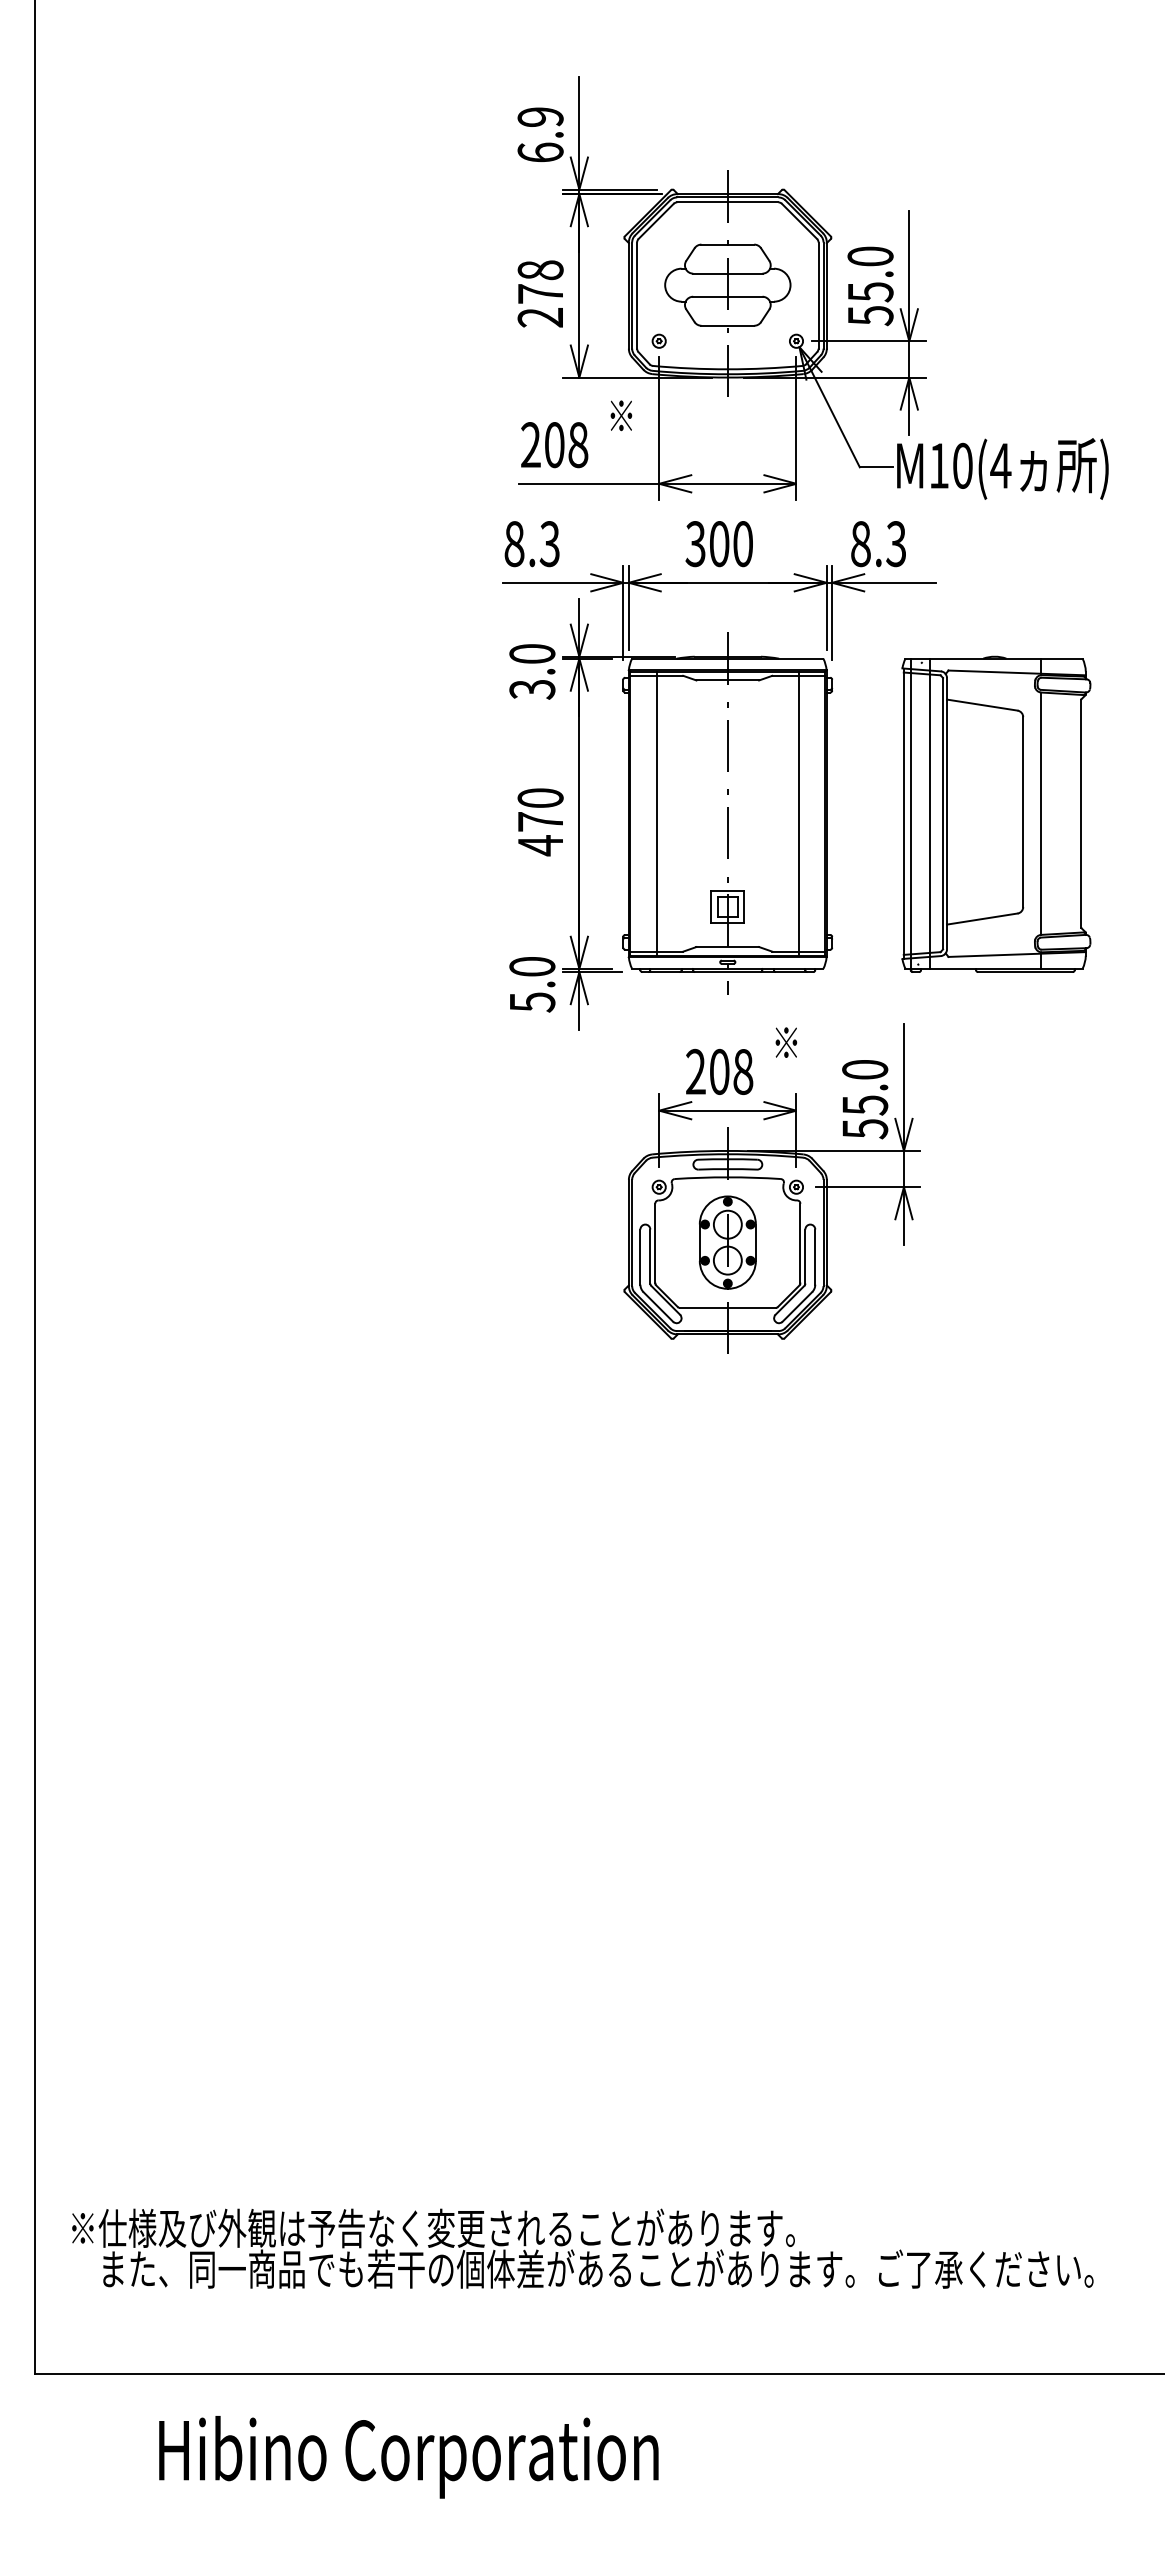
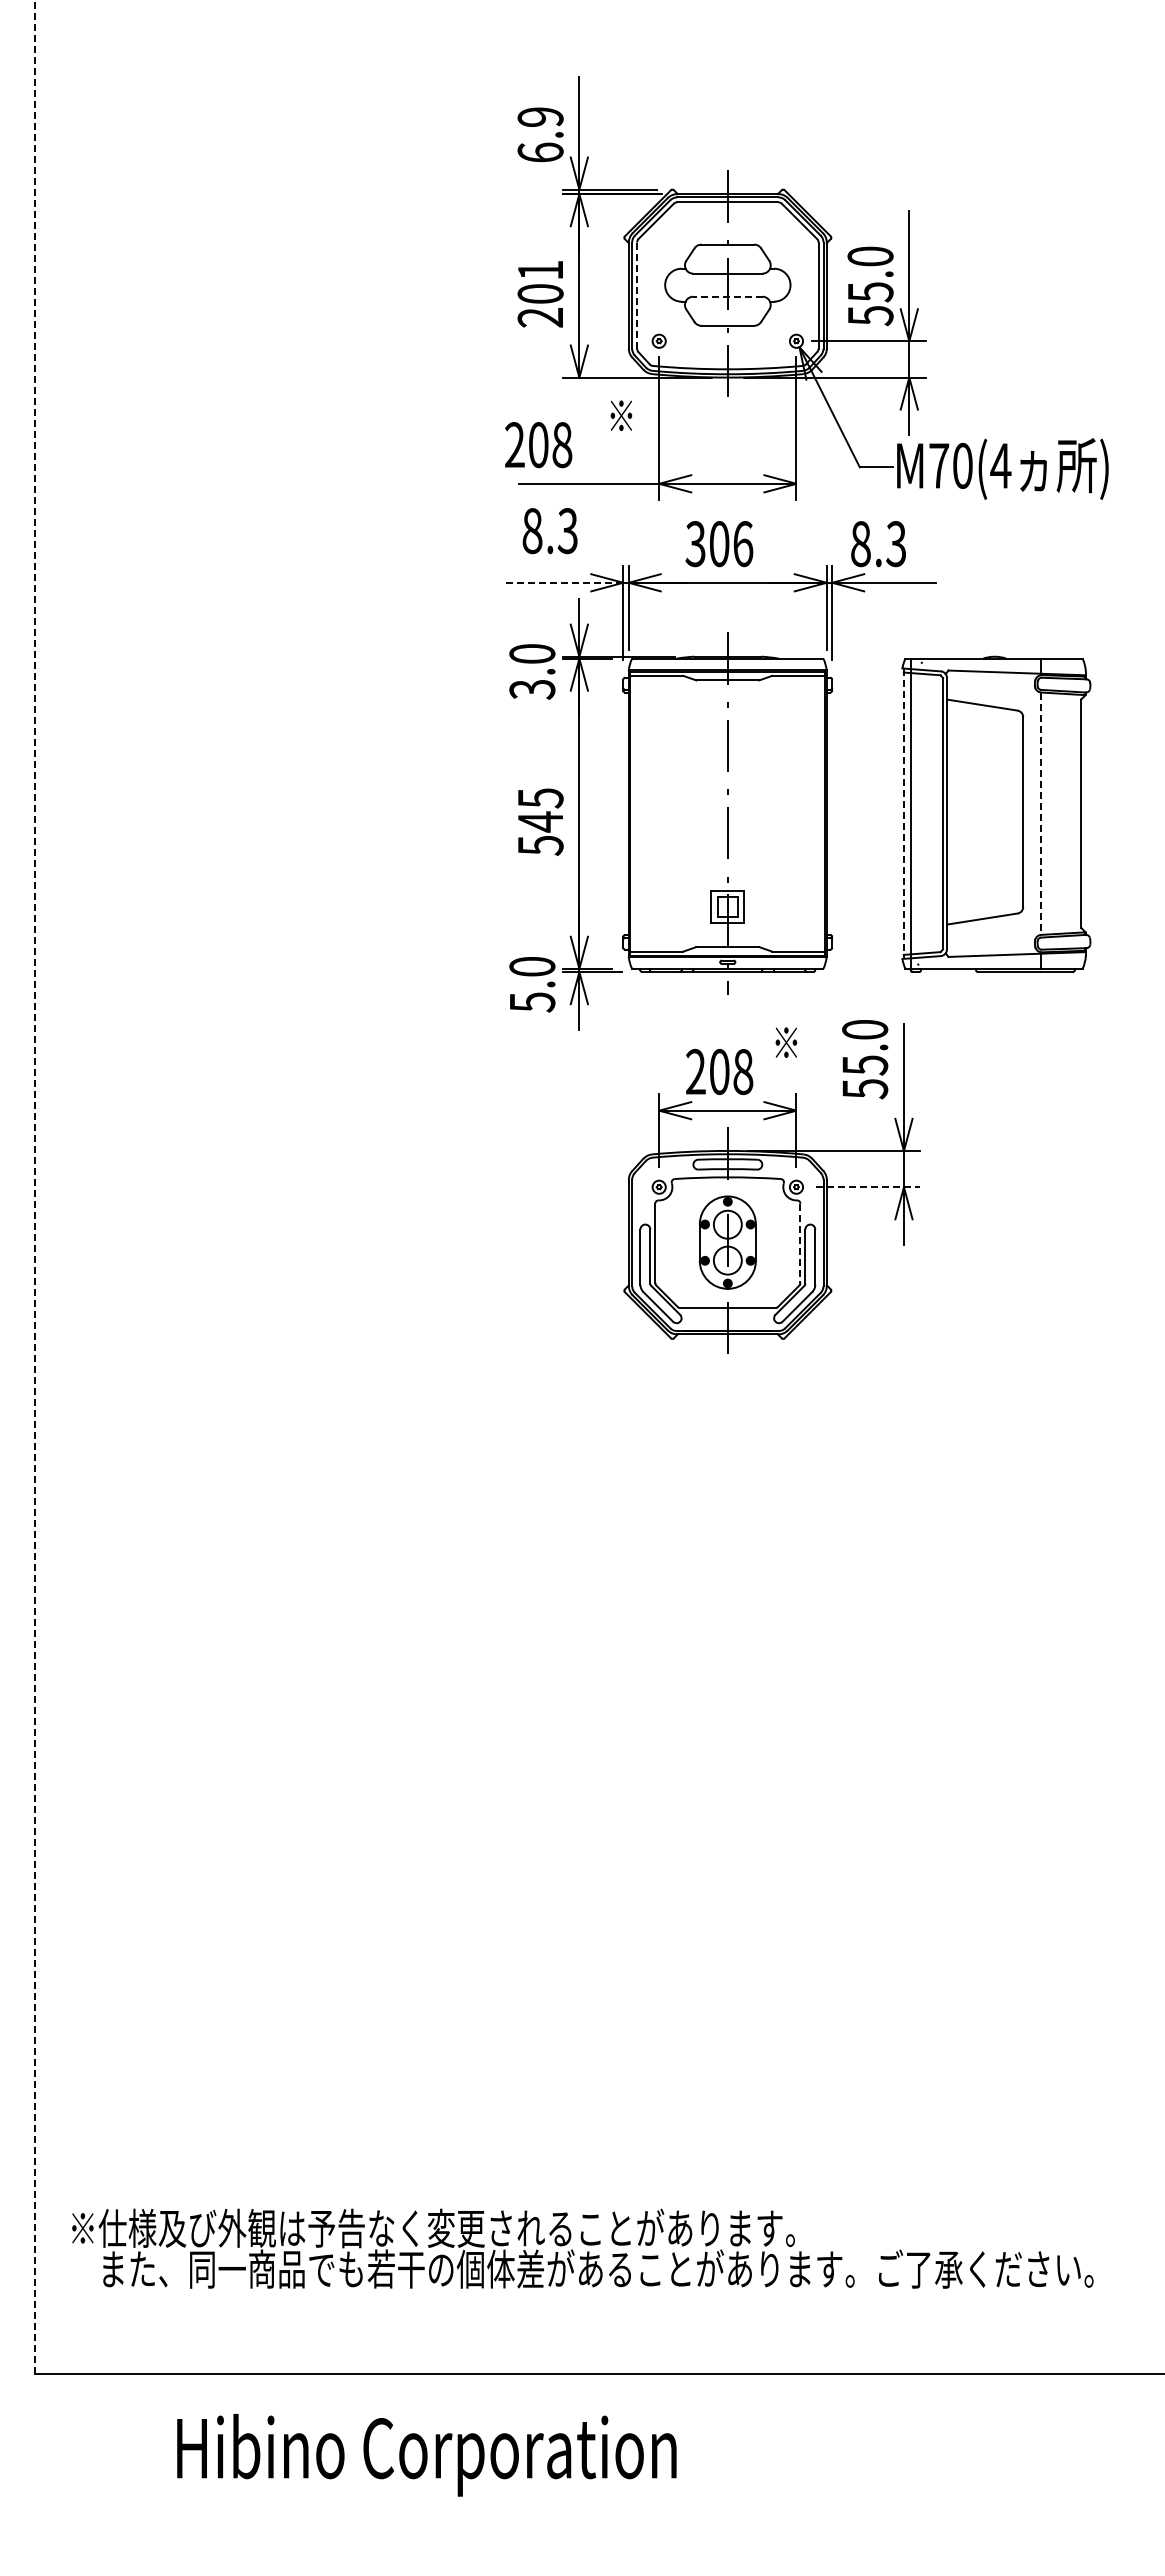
text: 278 -> 201 (540, 281)
line: solid -> dashed (637, 295)
line: solid -> dashed (727, 296)
text position: (554, 445) -> (538, 445) (538, 445)
text: M10(4 -> M70(4 (939, 465)
text position: (531, 544) -> (549, 531) (549, 531)
text: 300 -> 306 (743, 544)
line: solid -> dashed (562, 582)
line: present -> none (656, 813)
line: present -> none (798, 813)
line: present -> none (929, 813)
line: solid -> dashed (903, 814)
line: solid -> dashed (1041, 814)
text: 470 -> 545 (540, 822)
text position: (865, 1099) -> (865, 1059) (865, 1059)
line: solid -> dashed (34, 1187)
line: solid -> dashed (868, 1187)
line: solid -> dashed (800, 1243)
text position: (408, 2457) -> (426, 2455) (426, 2455)
